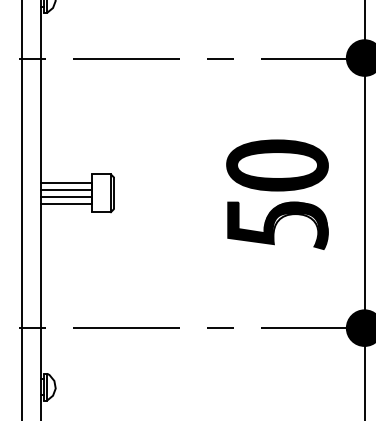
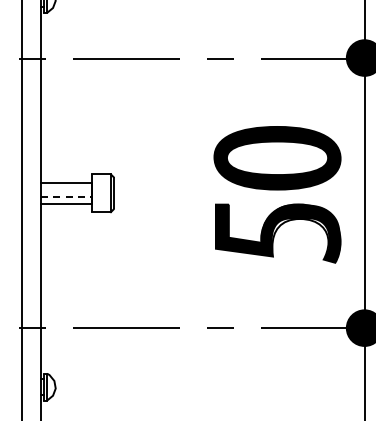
line: present -> none (66, 190)
part size: 103x111 px -> 129x138 px (277, 194)
line: solid -> dashed (66, 196)
